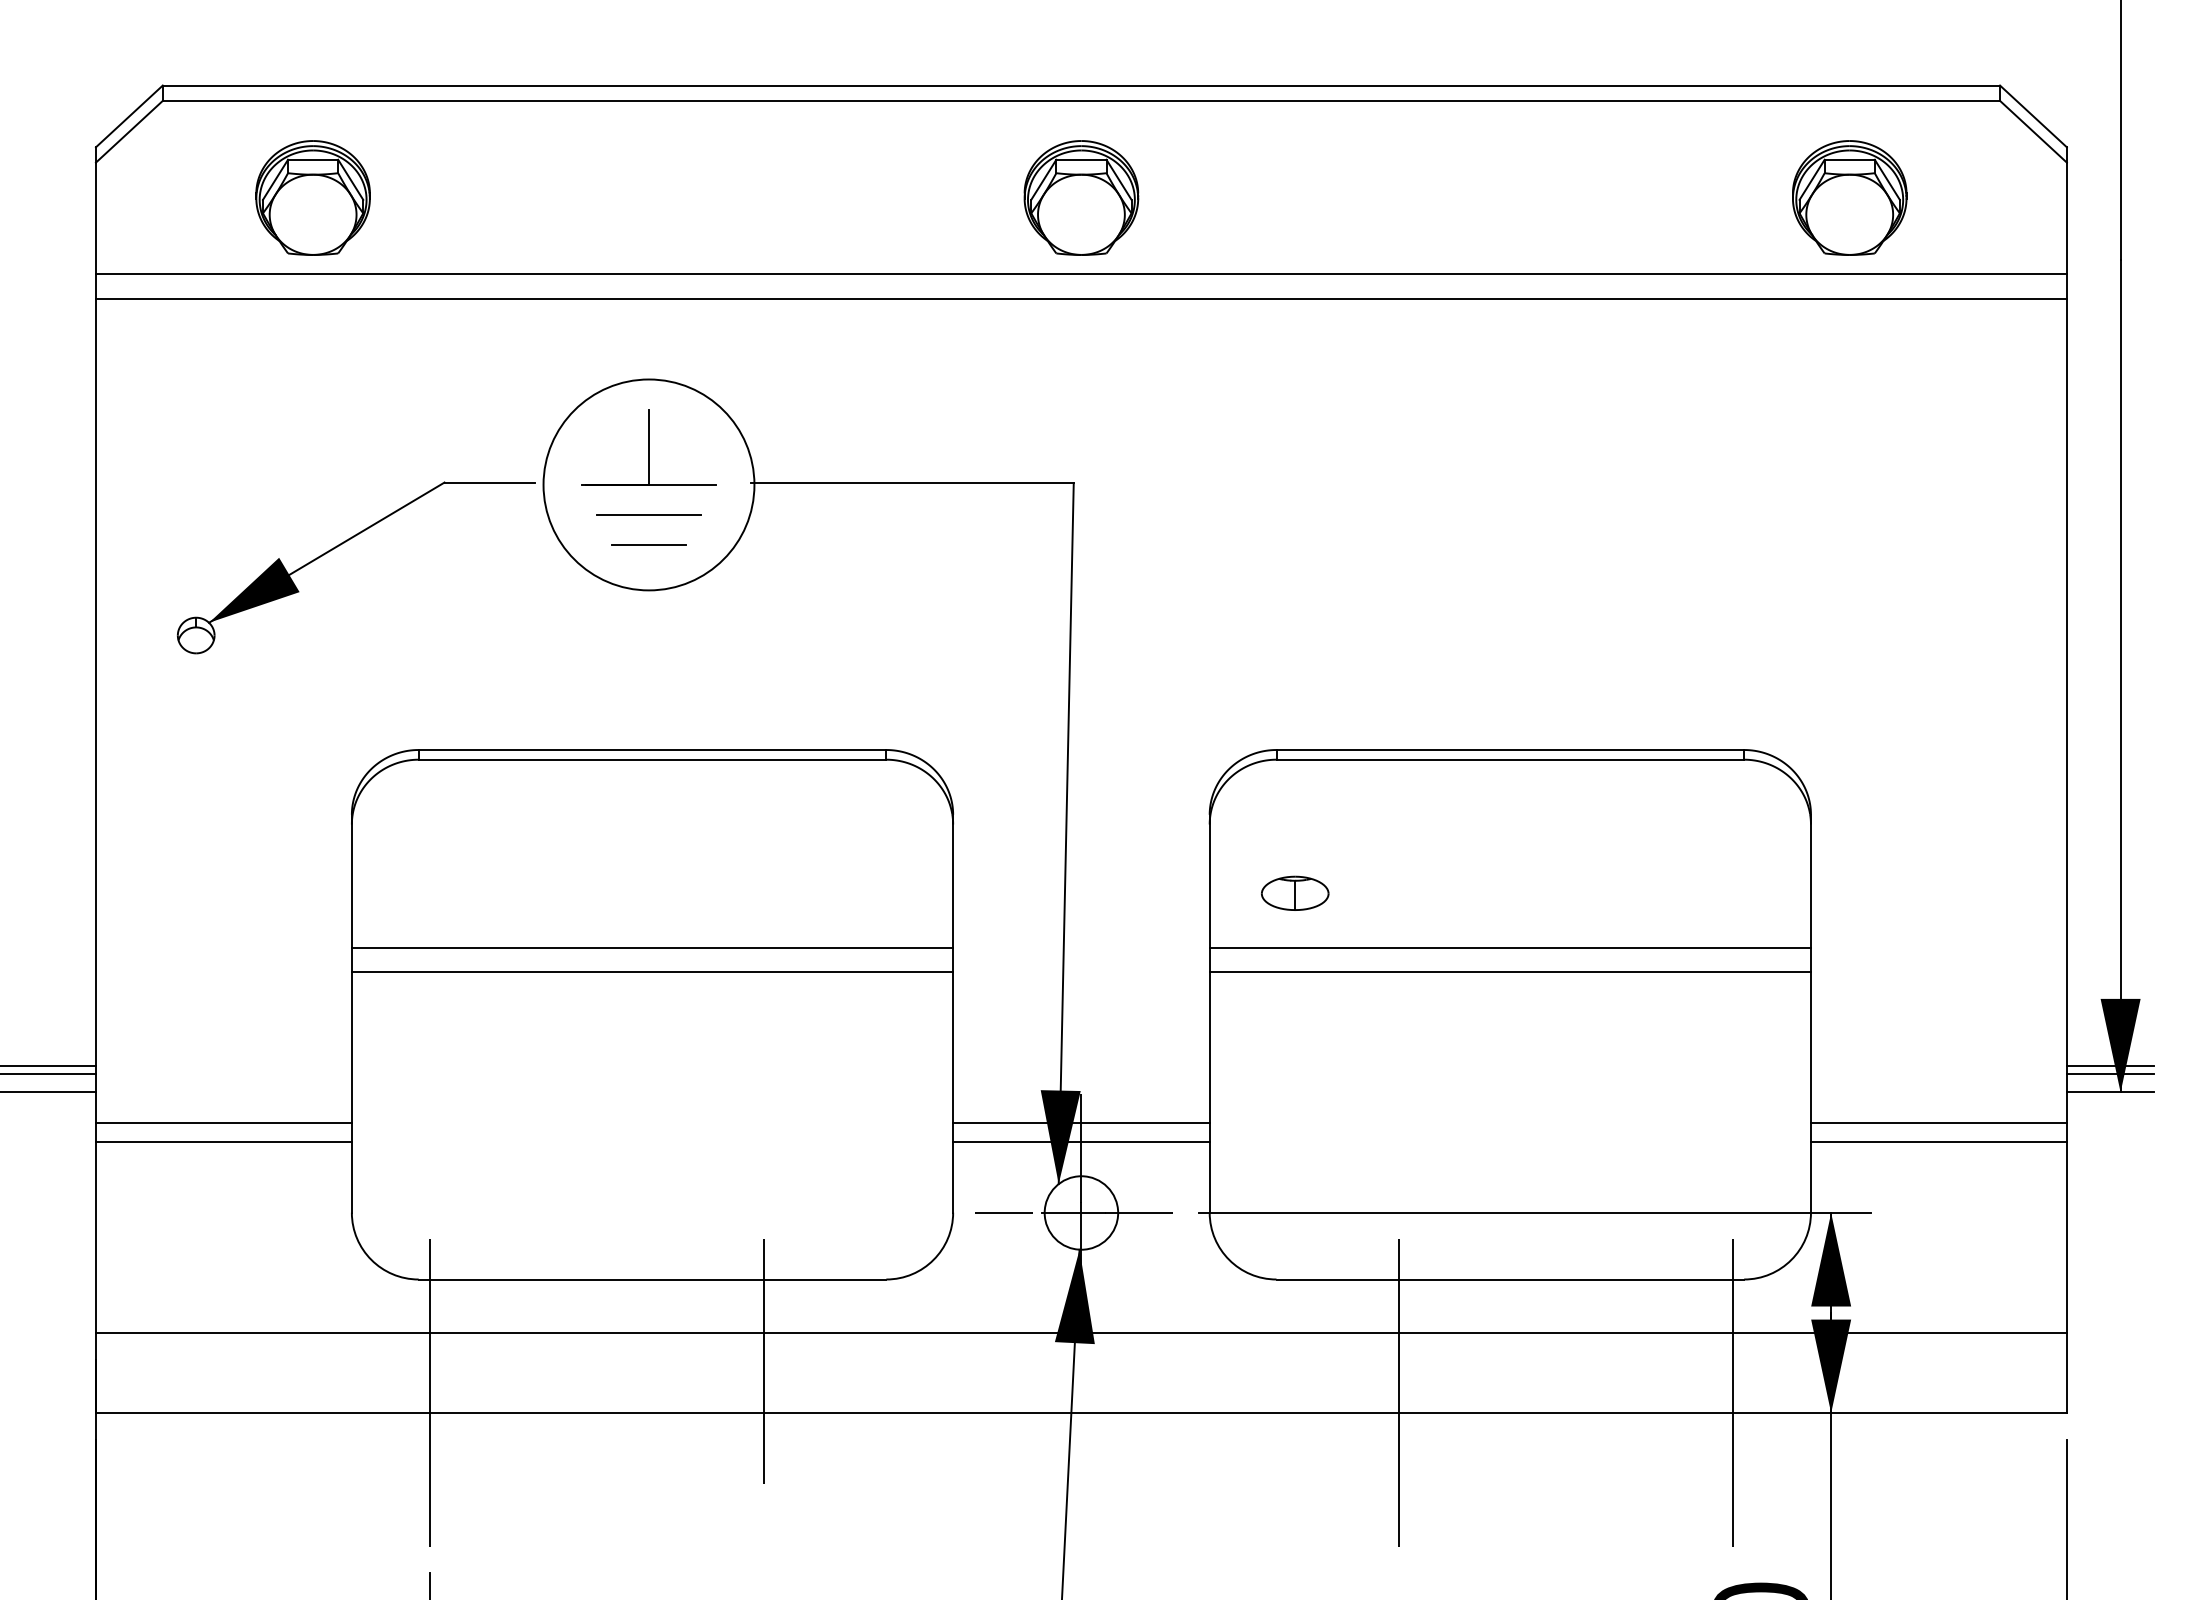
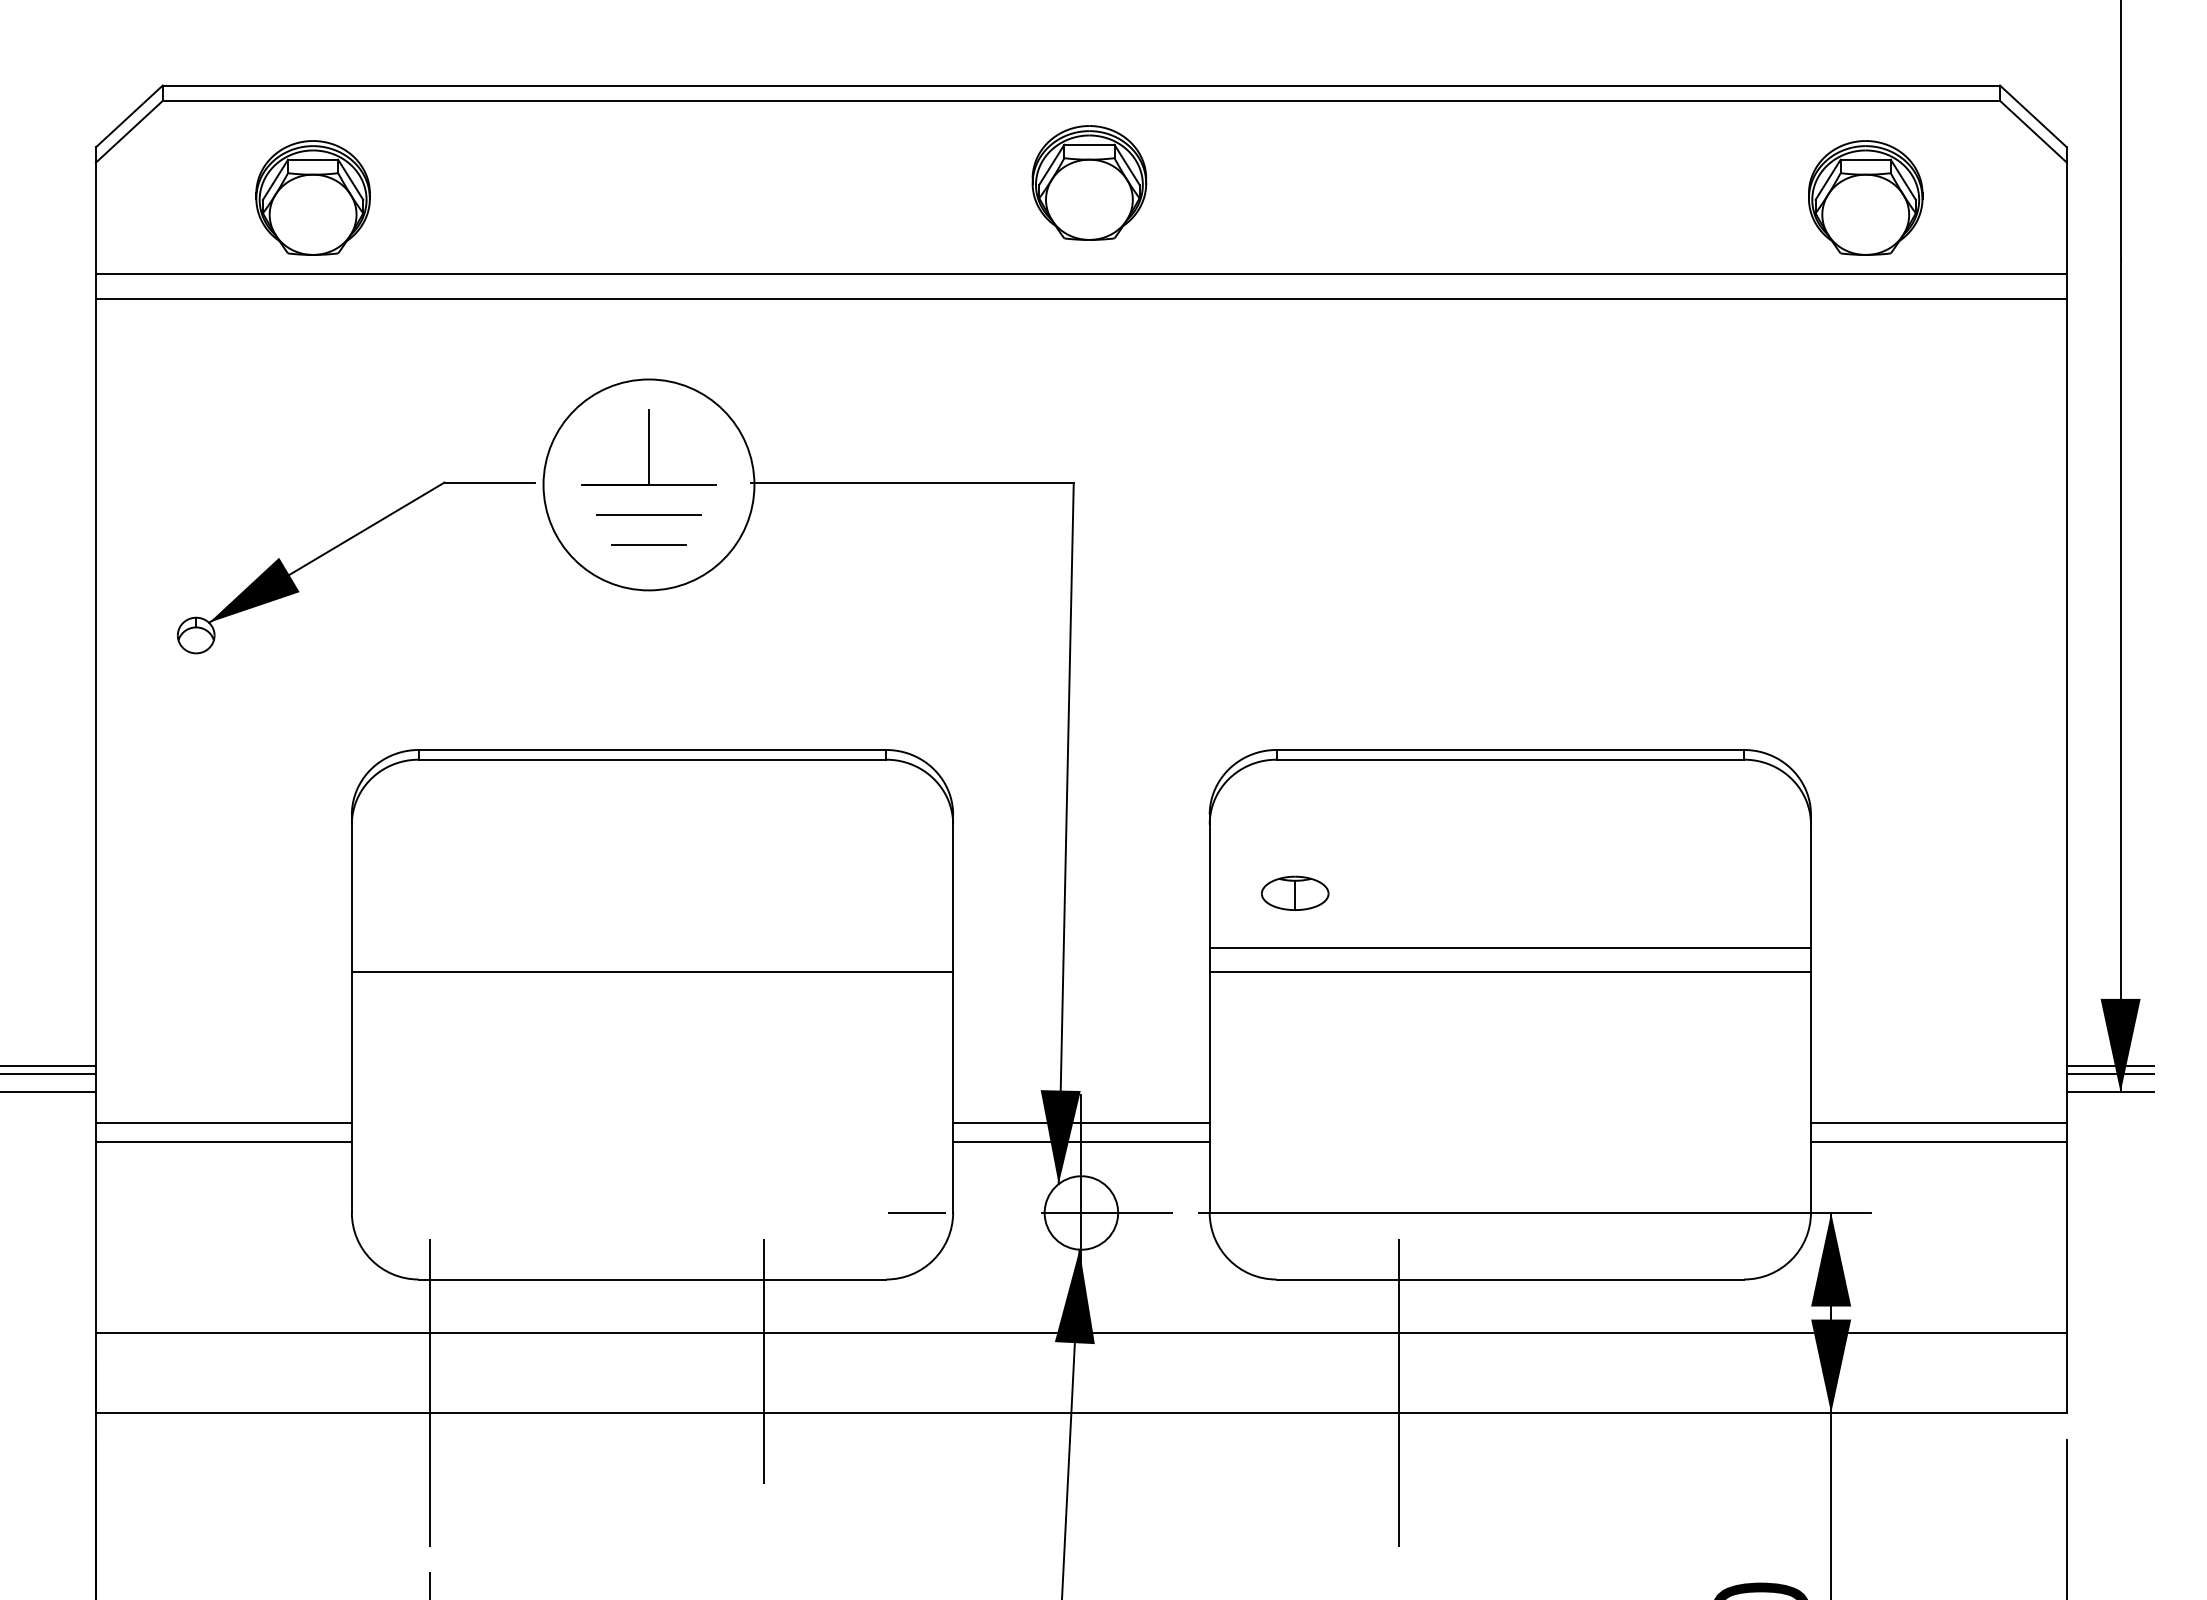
part position: (1081, 197) -> (1089, 182) (1089, 182)
part position: (1849, 197) -> (1865, 197) (1865, 197)
line: present -> none (652, 948)
line position: (1003, 1212) -> (916, 1212) (916, 1212)
line: present -> none (1732, 1392)
